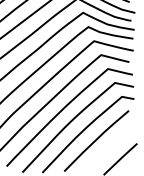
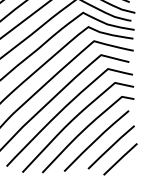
line: none -> present (110, 147)
